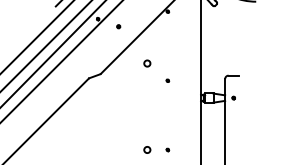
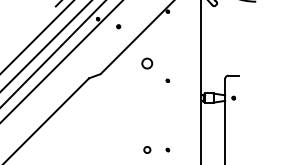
circle size: 9x9 px -> 13x13 px (147, 63)
